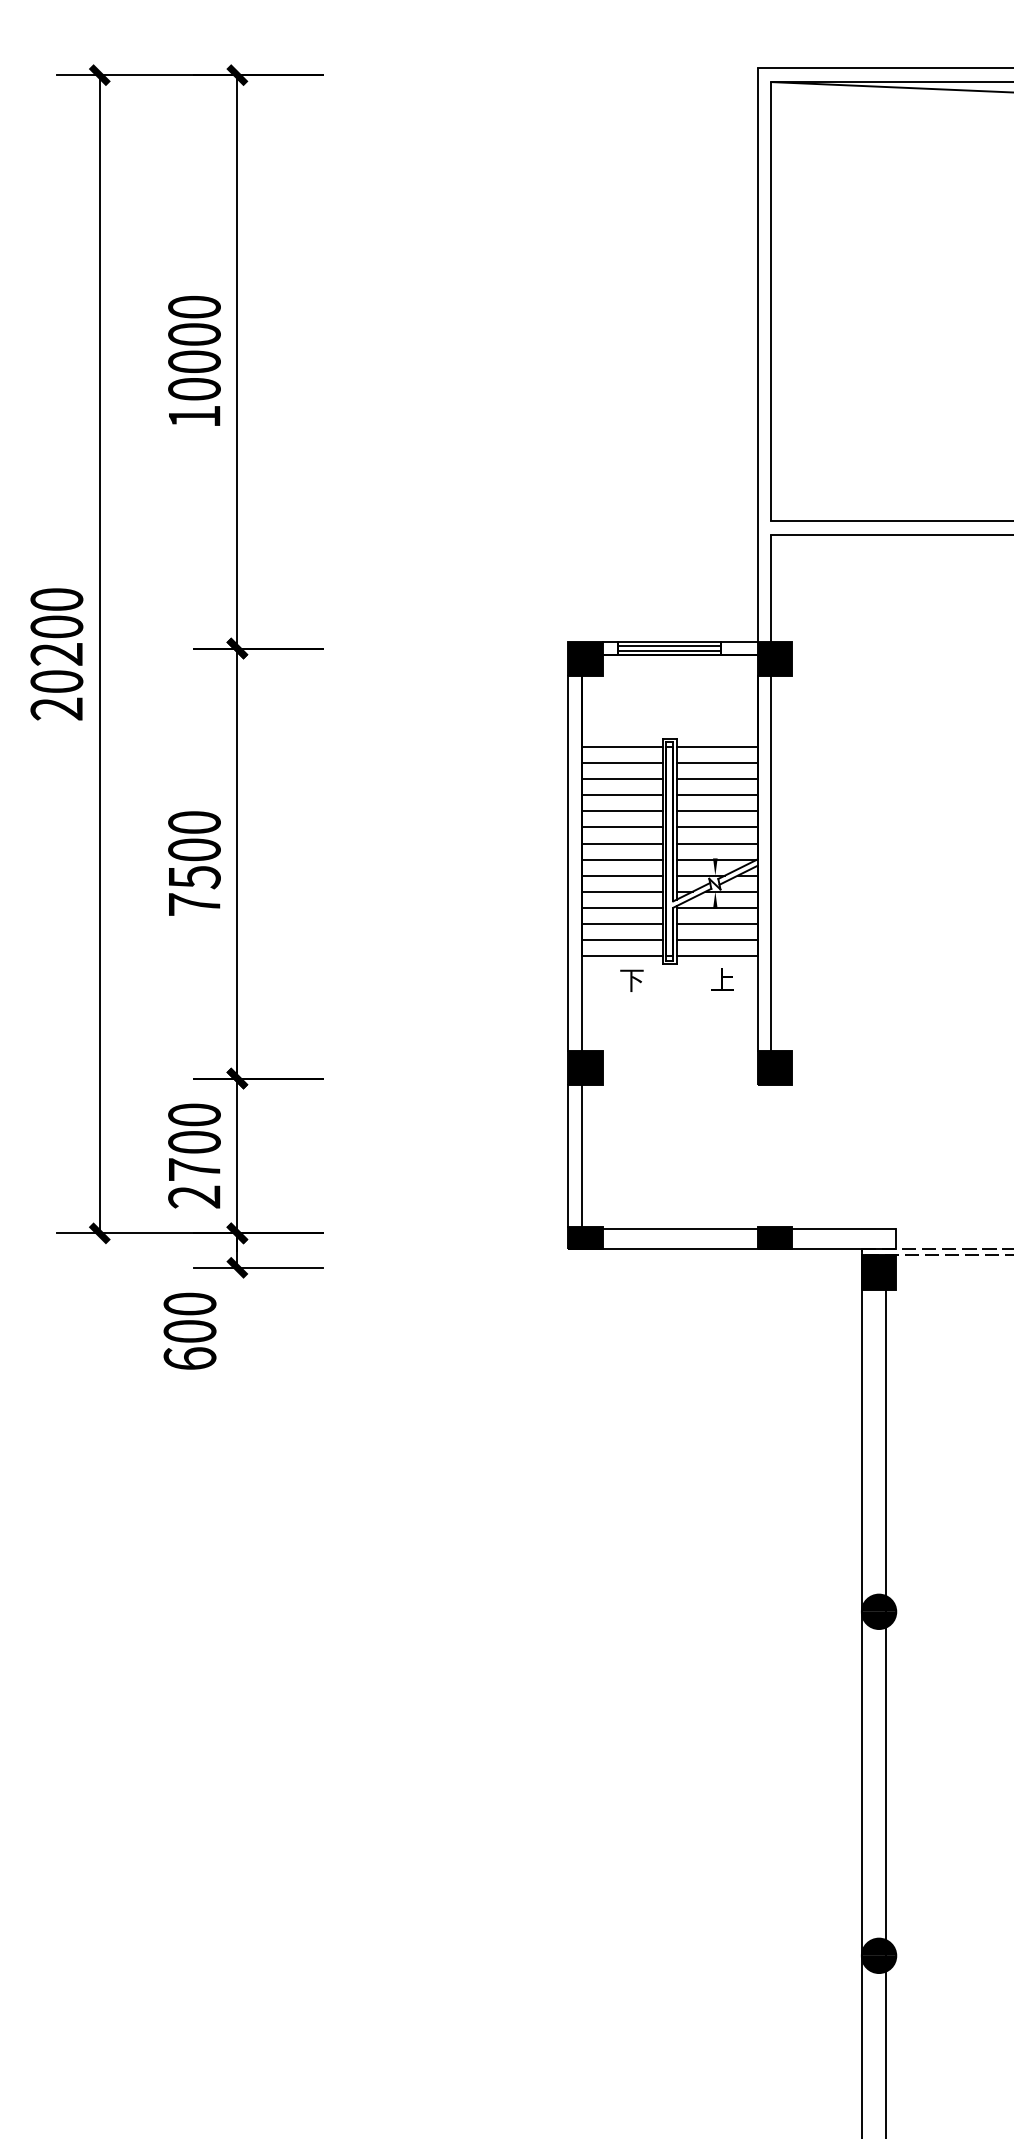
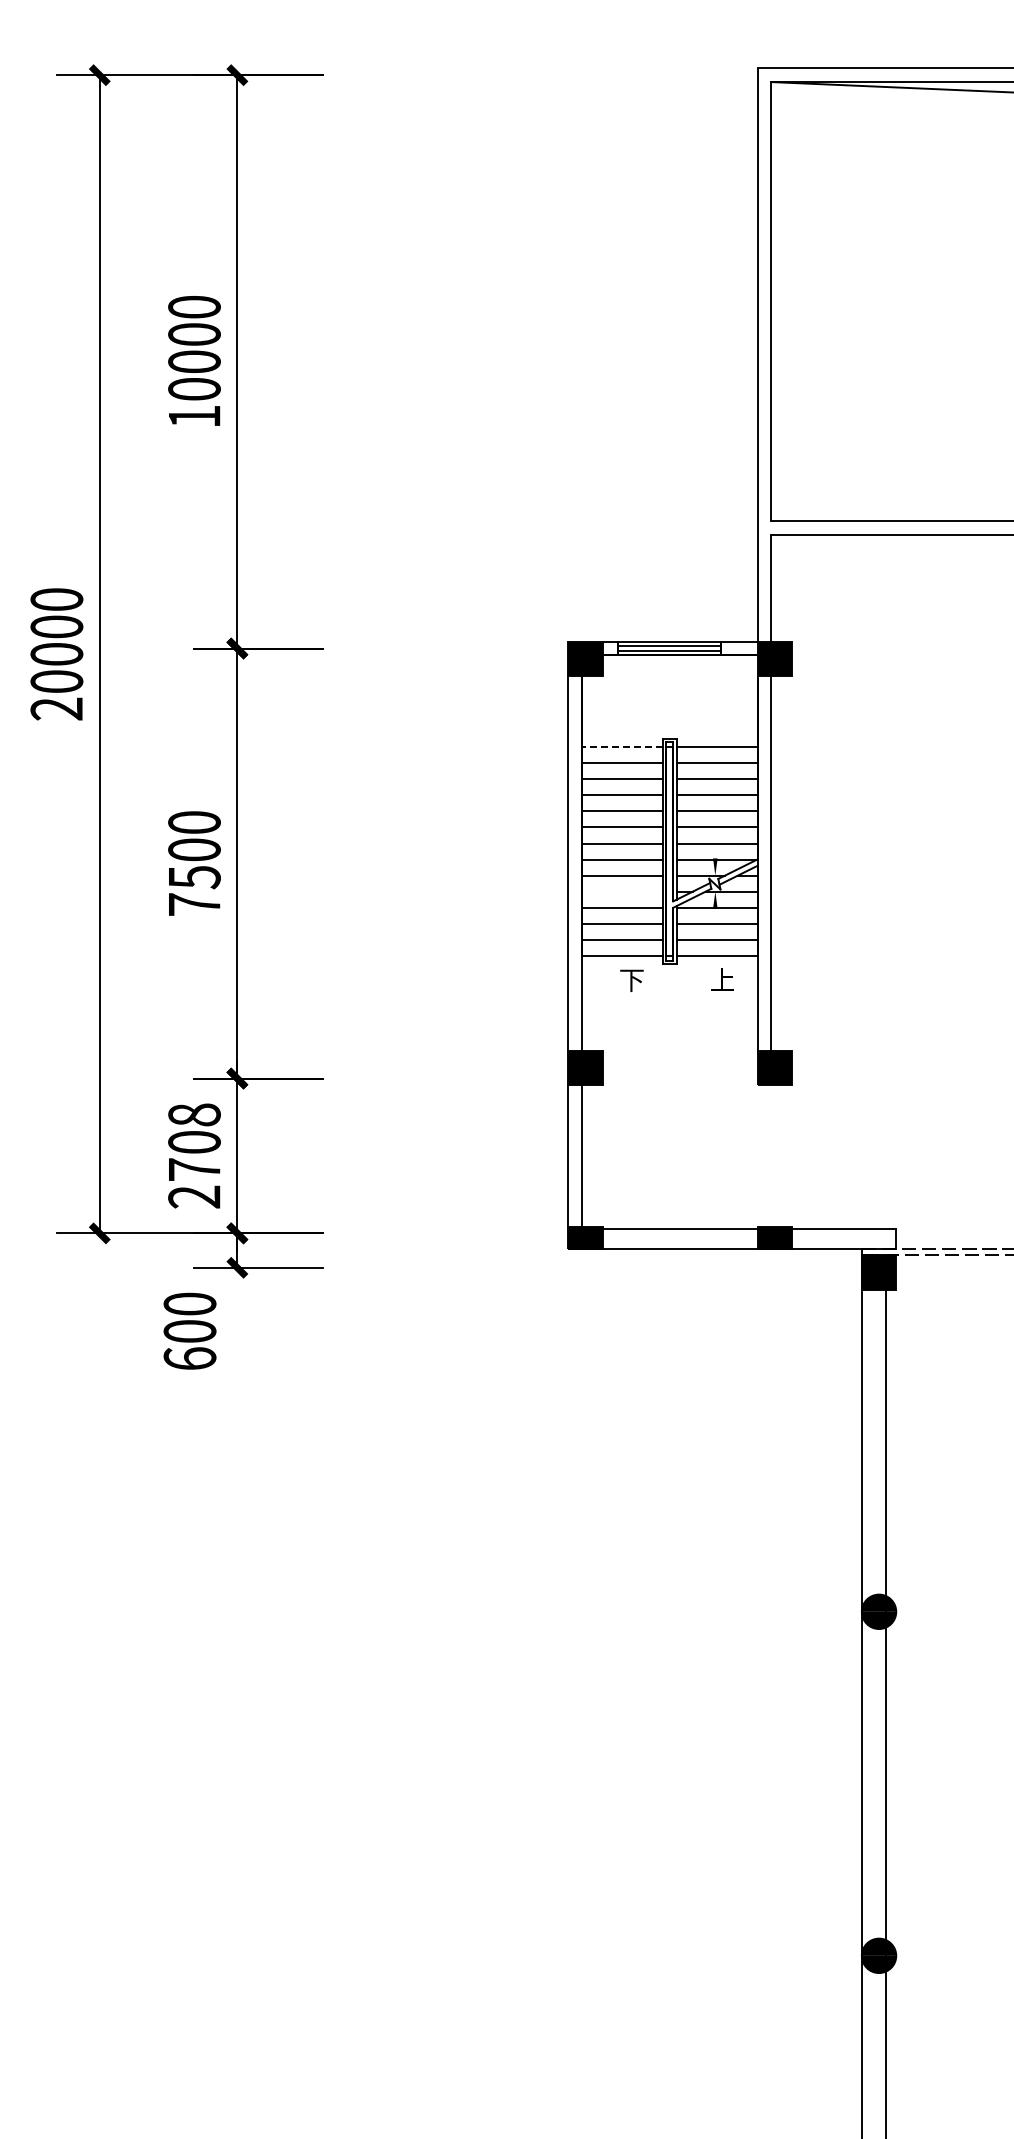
text: 20200 -> 20000 (56, 654)
line: solid -> dashed (621, 747)
line: present -> none (622, 891)
text: 2700 -> 2708 (194, 1114)
